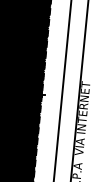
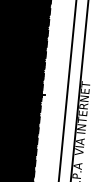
line position: (62, 90) -> (67, 90) (67, 90)
